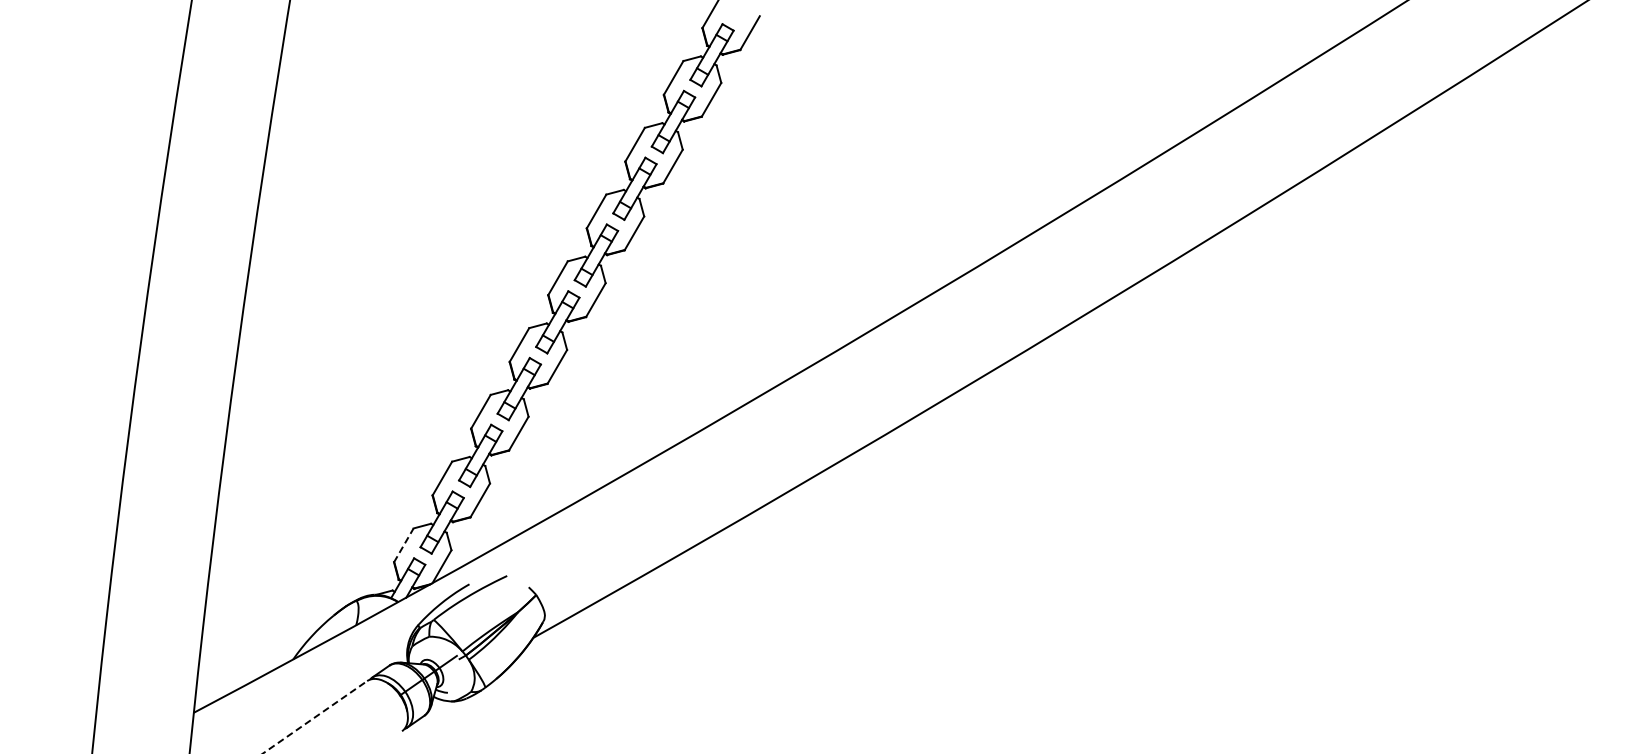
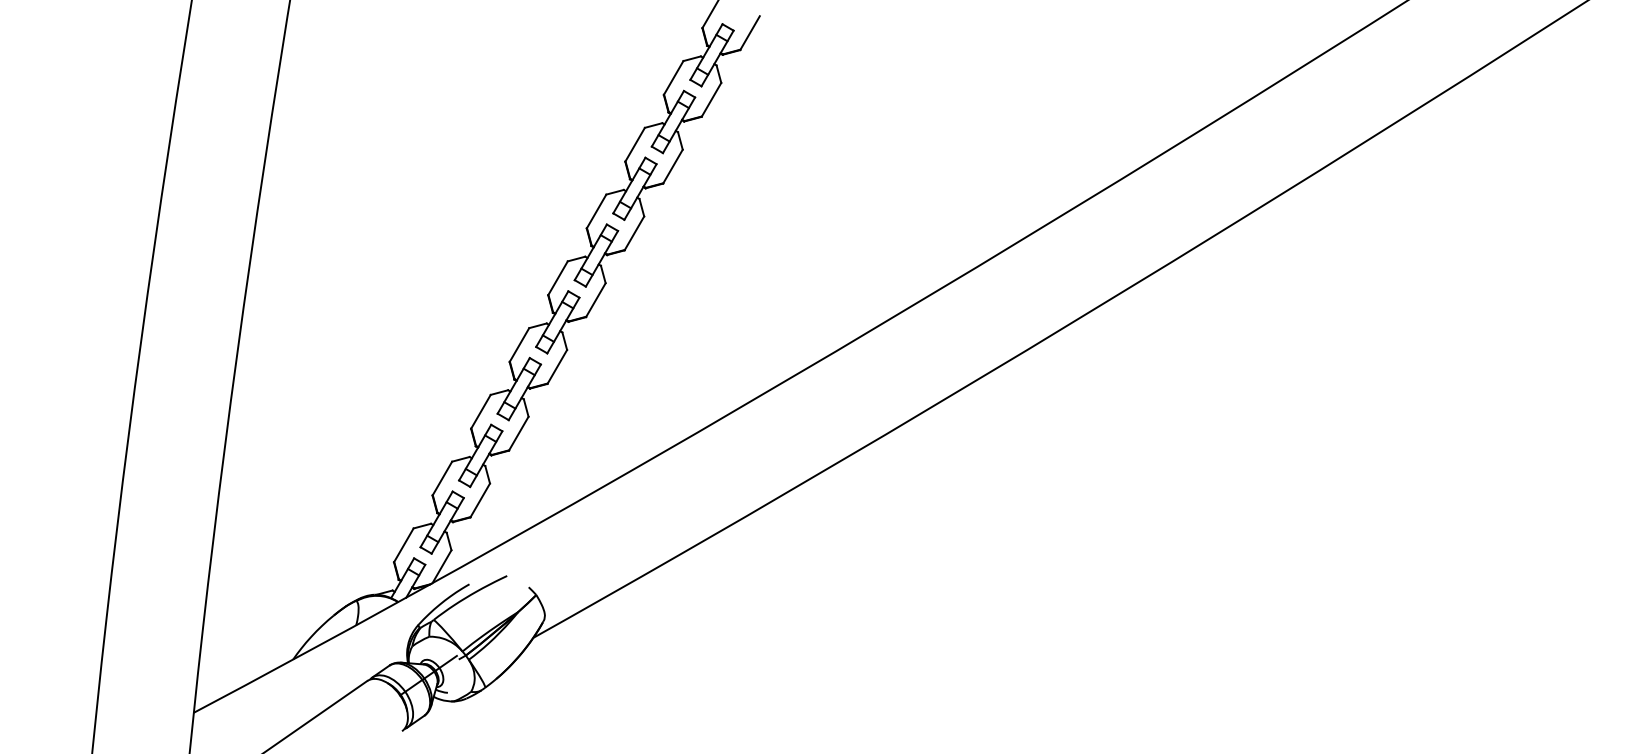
line: dashed -> solid (403, 545)
line: dashed -> solid (315, 717)
